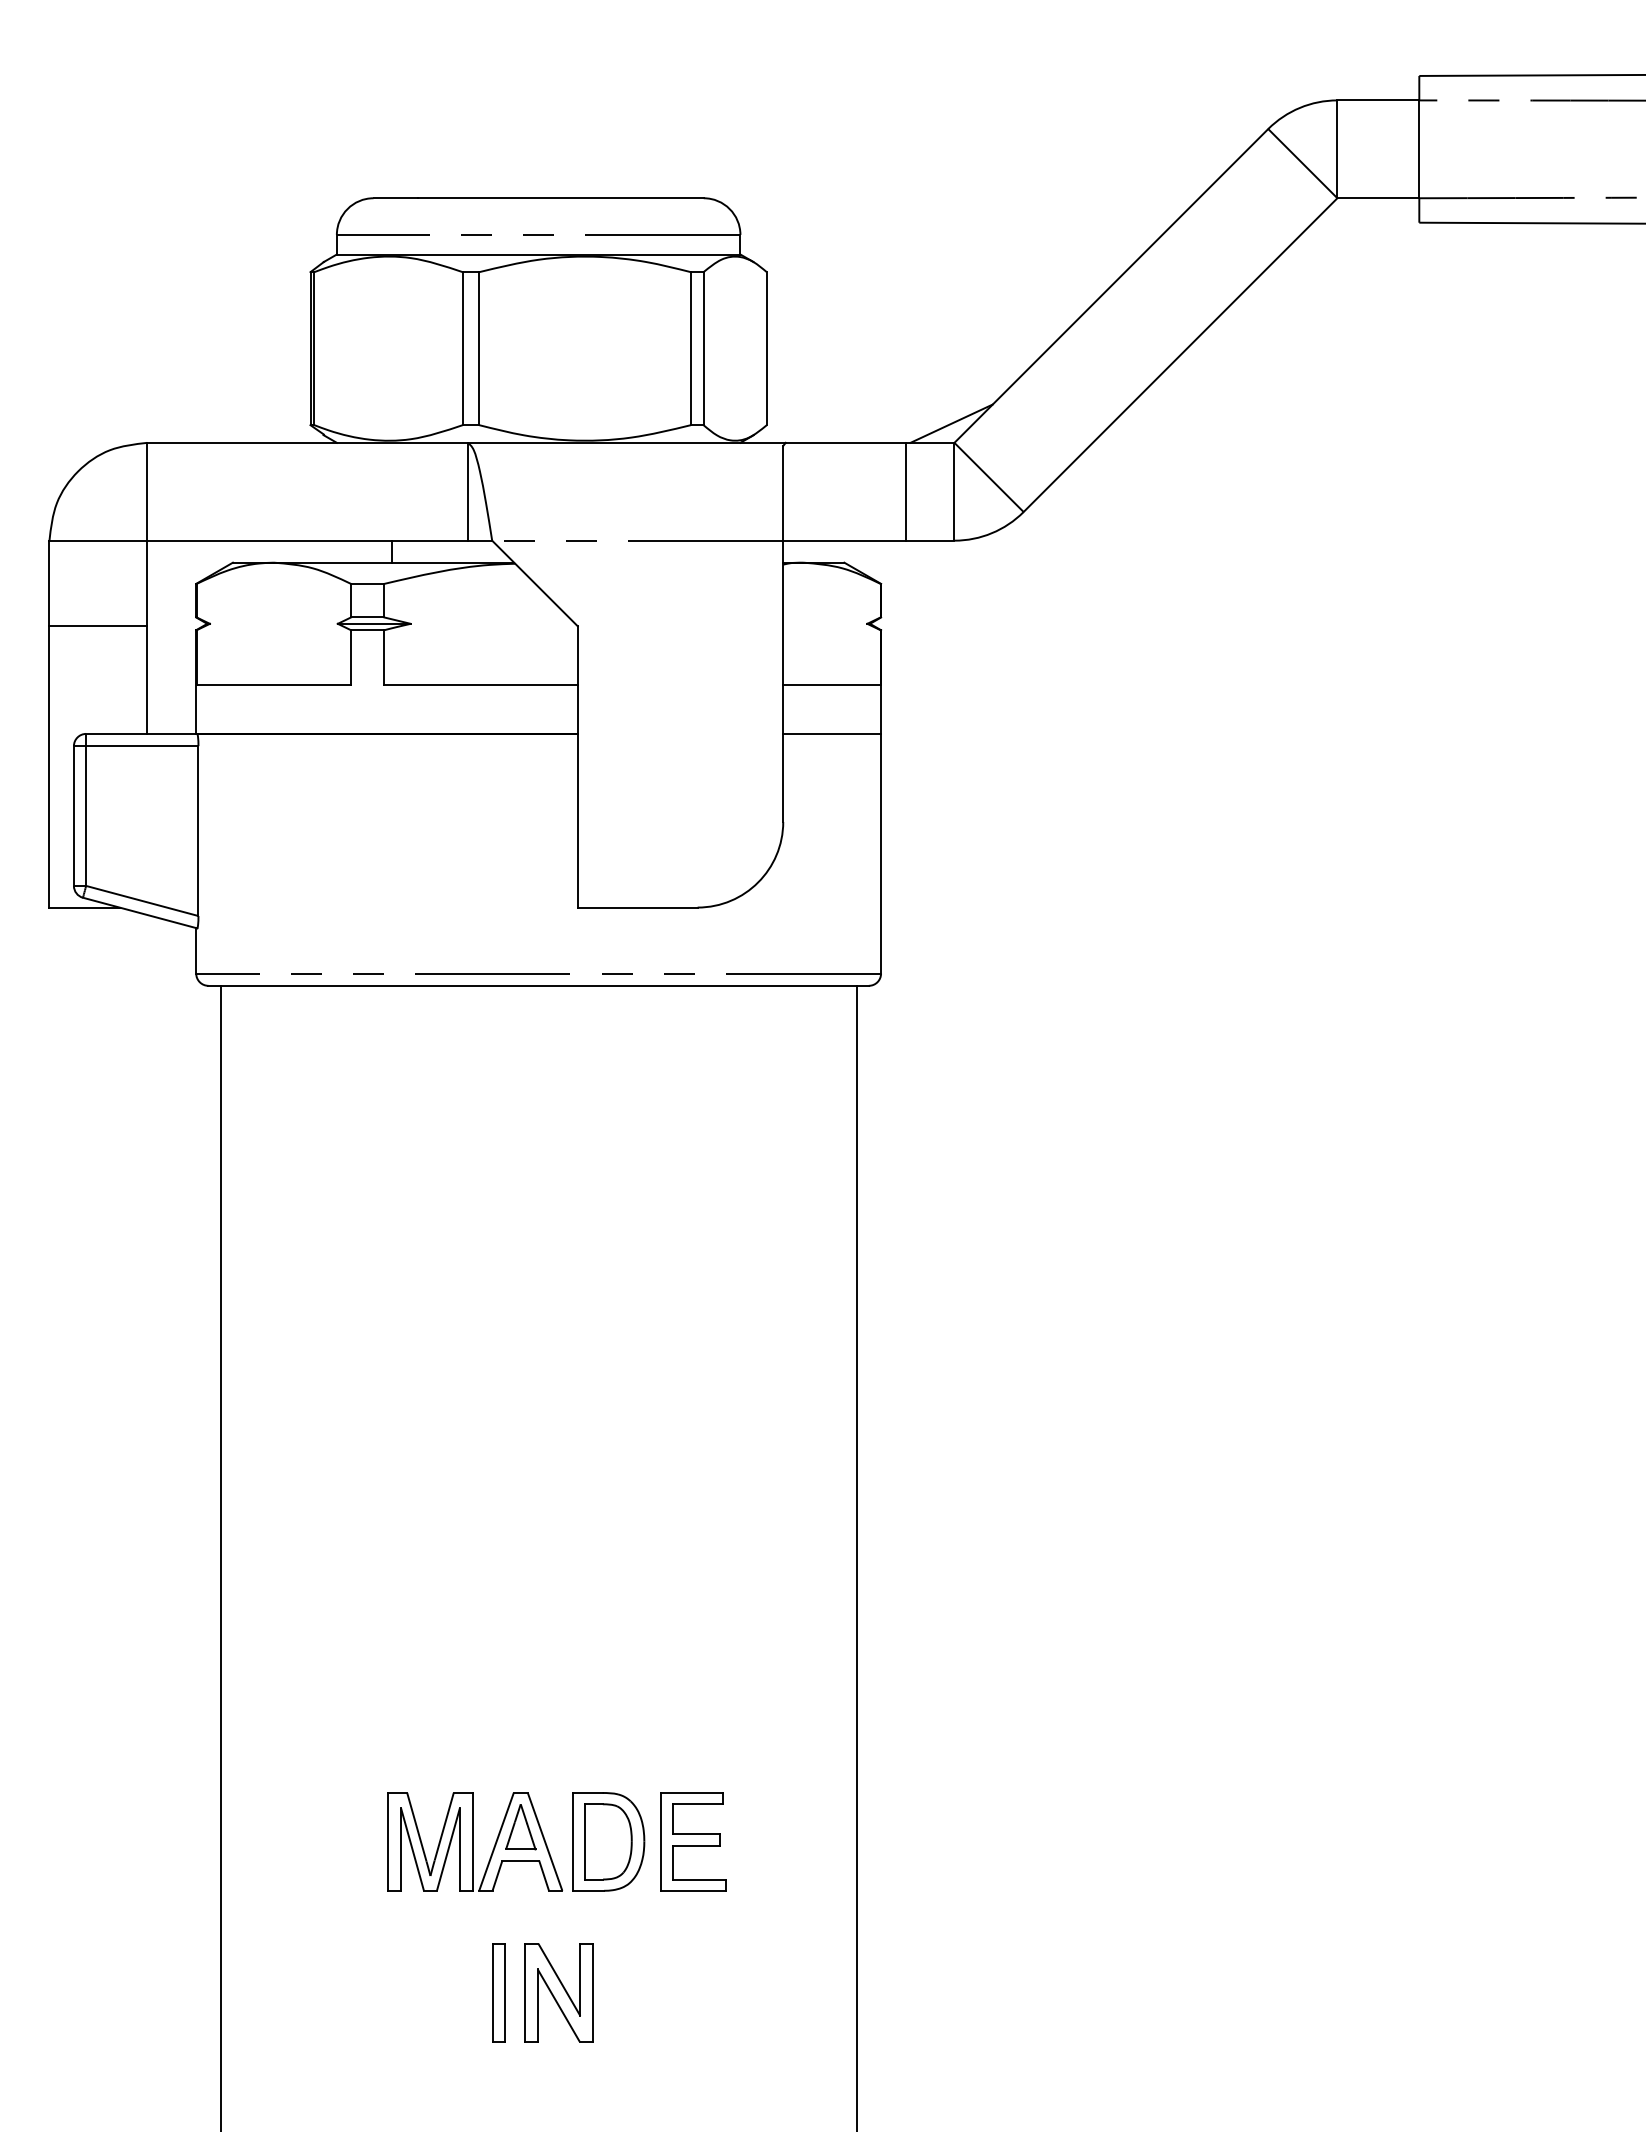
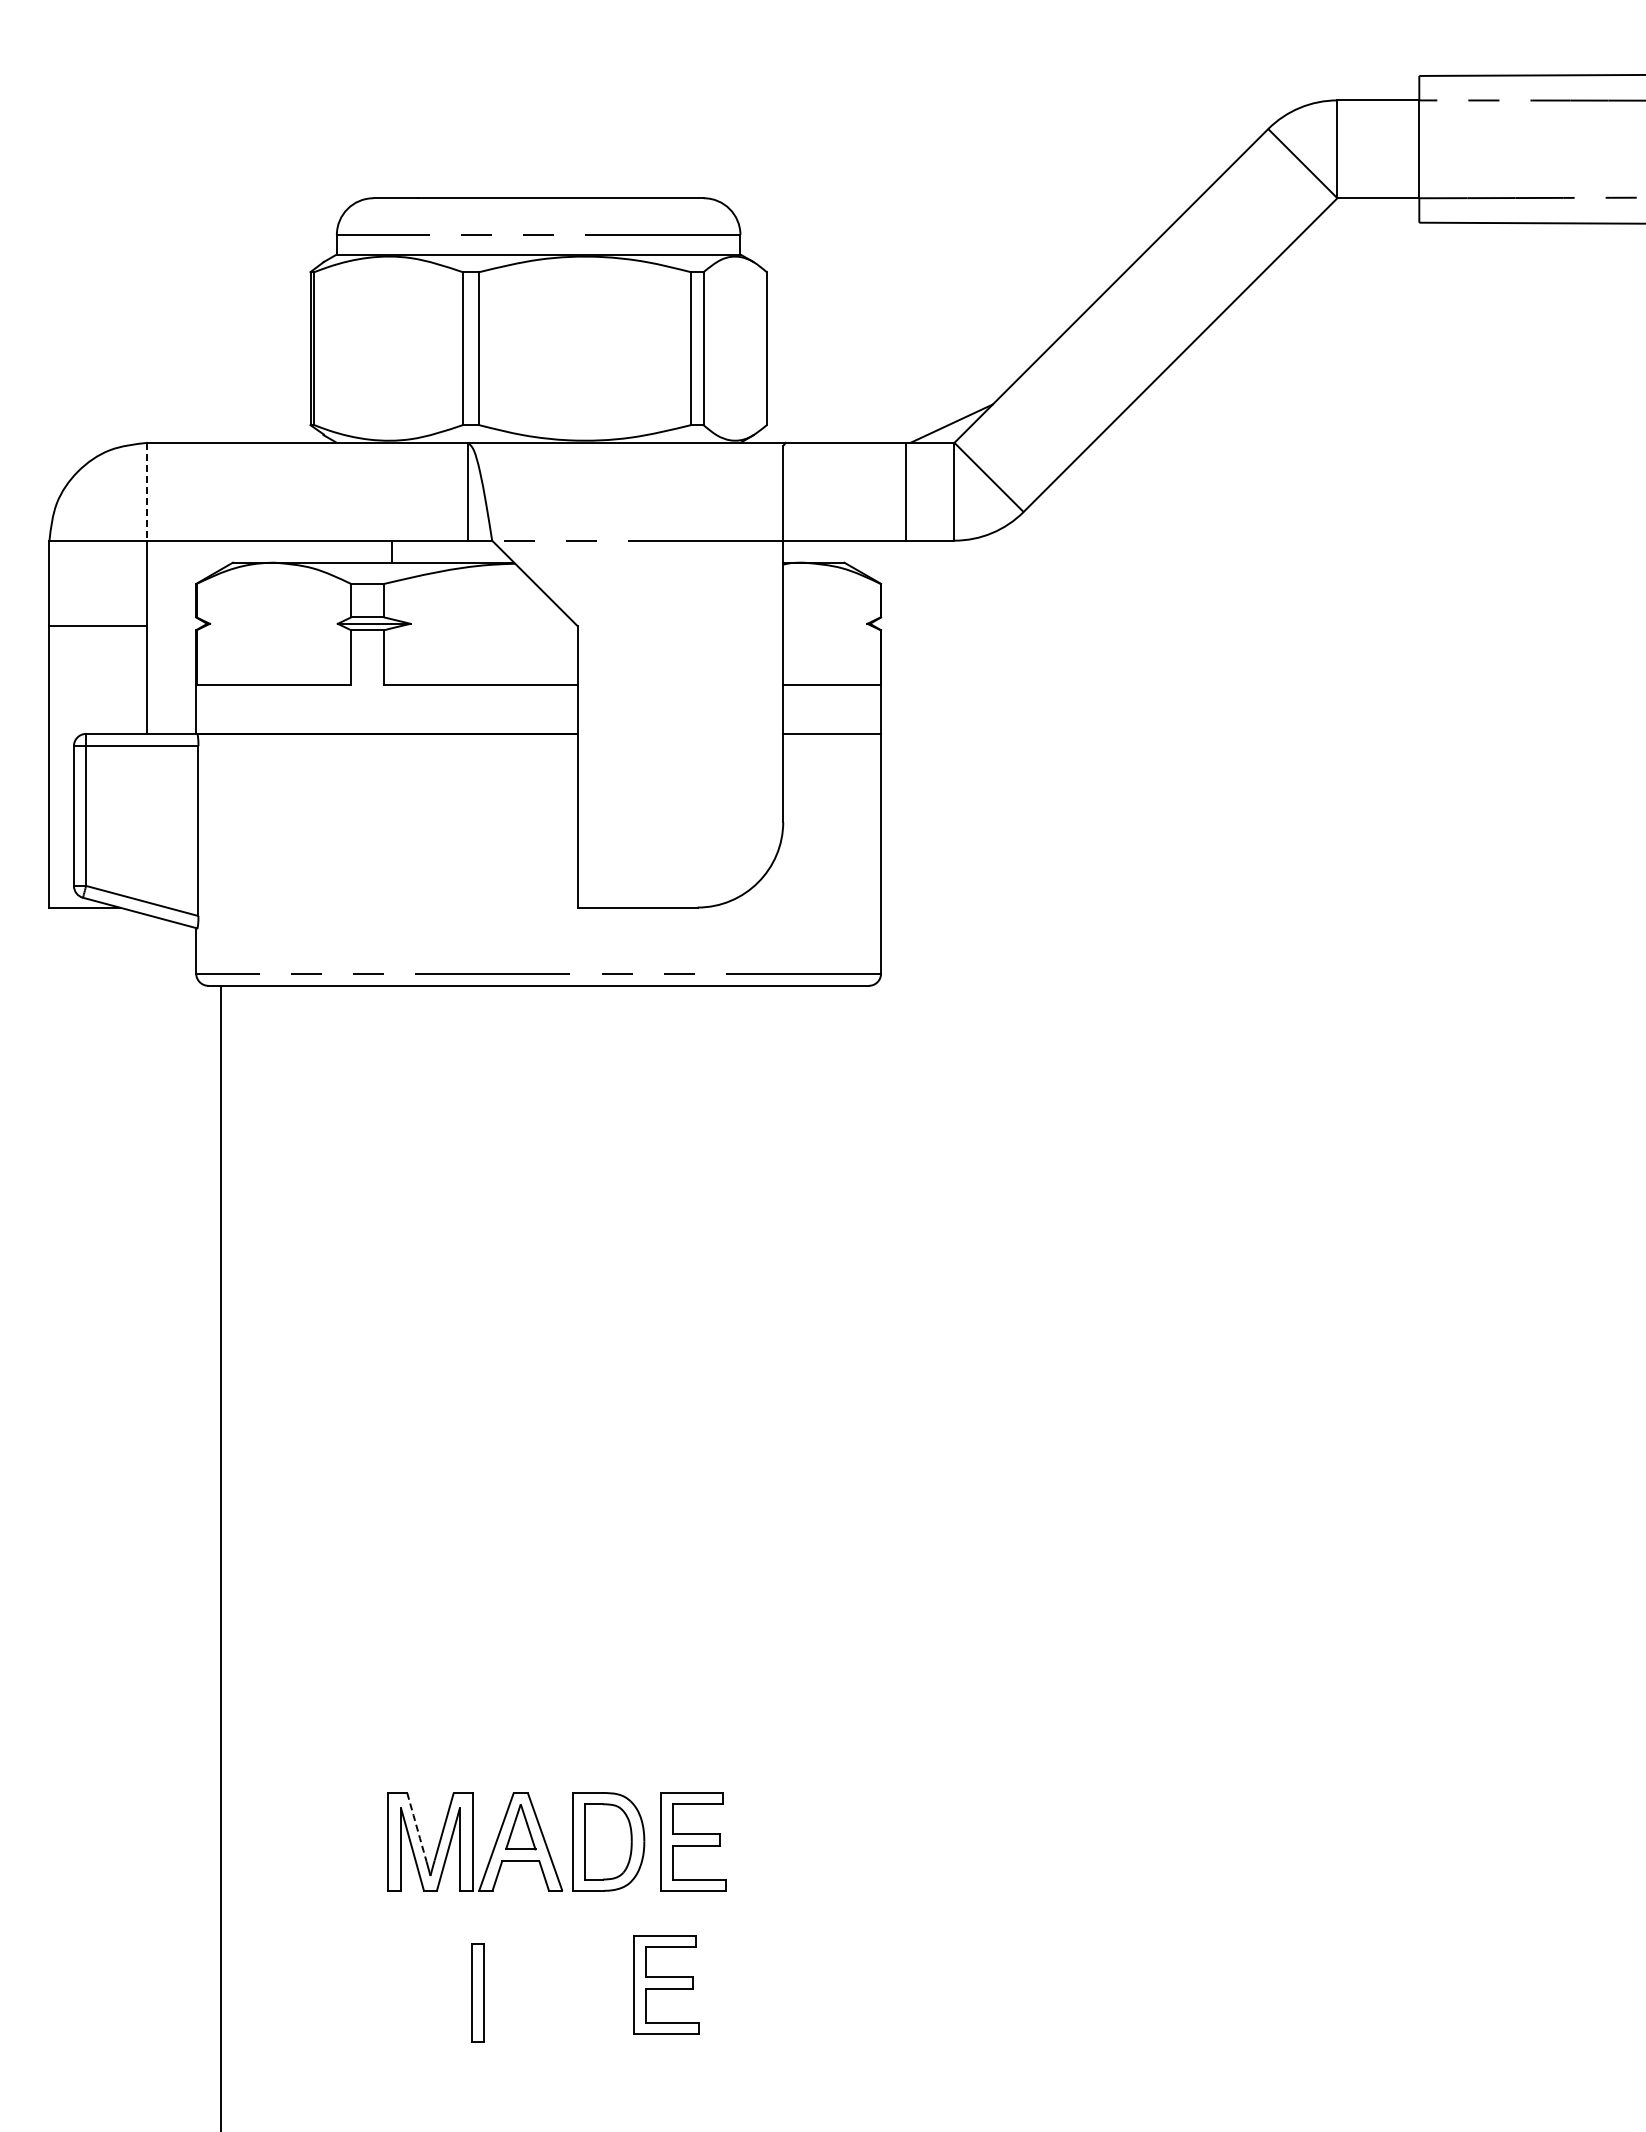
line: solid -> dashed (147, 491)
line: present -> none (856, 1556)
line: solid -> dashed (416, 1827)
part: none -> present (666, 1984)
part position: (498, 1992) -> (477, 1992) (477, 1992)
part: present -> none (558, 1992)
